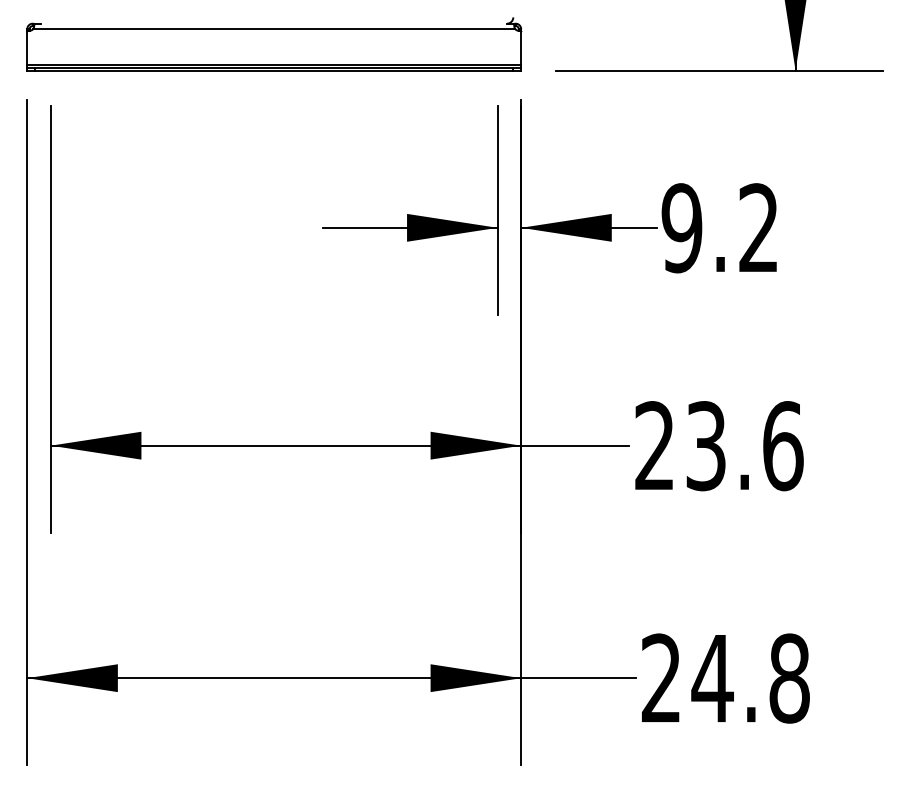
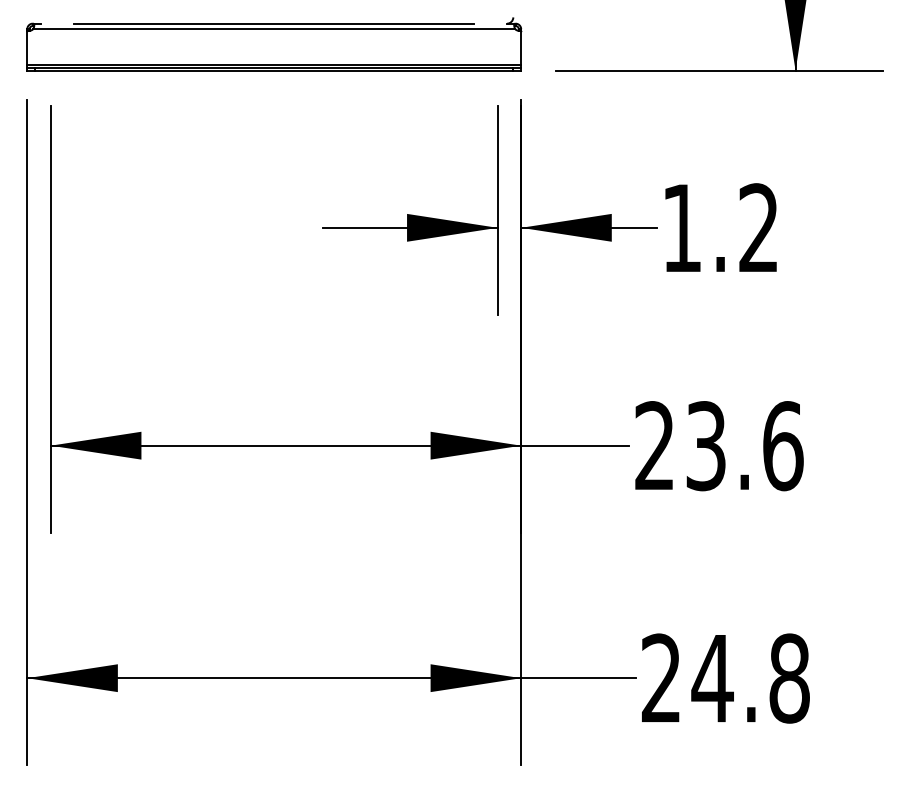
line: none -> present (274, 23)
text: 9.2 -> 1.2 (681, 228)
